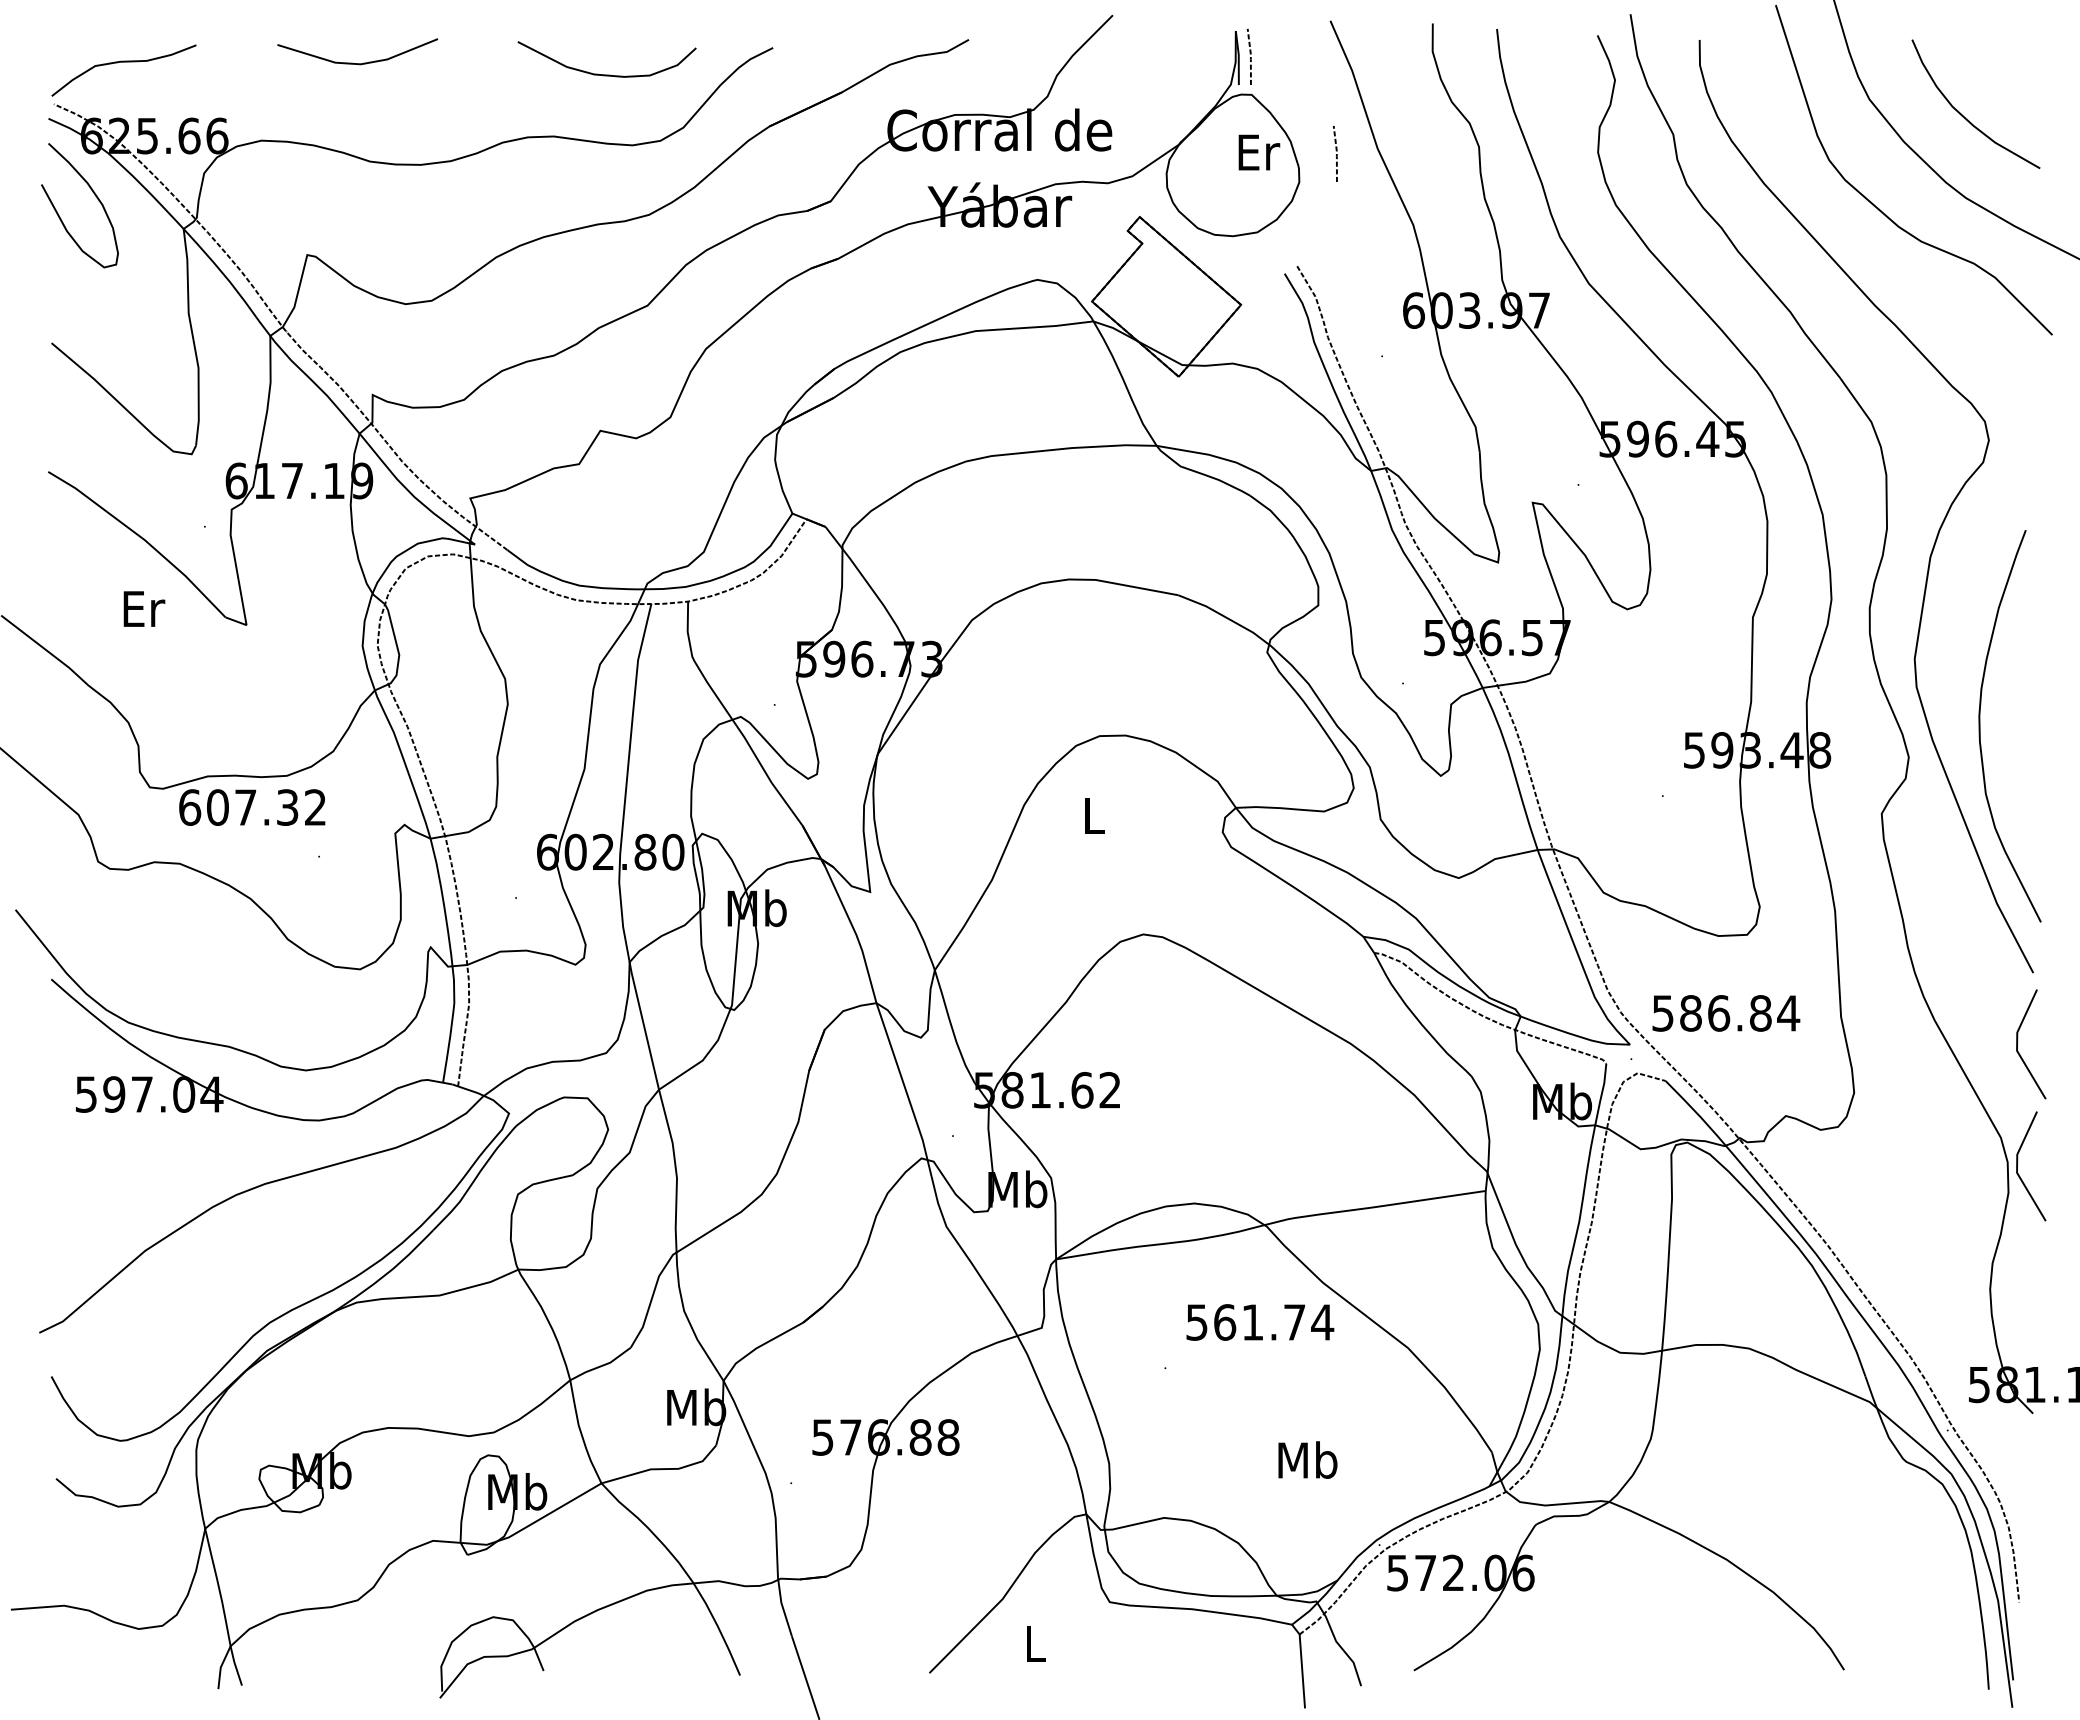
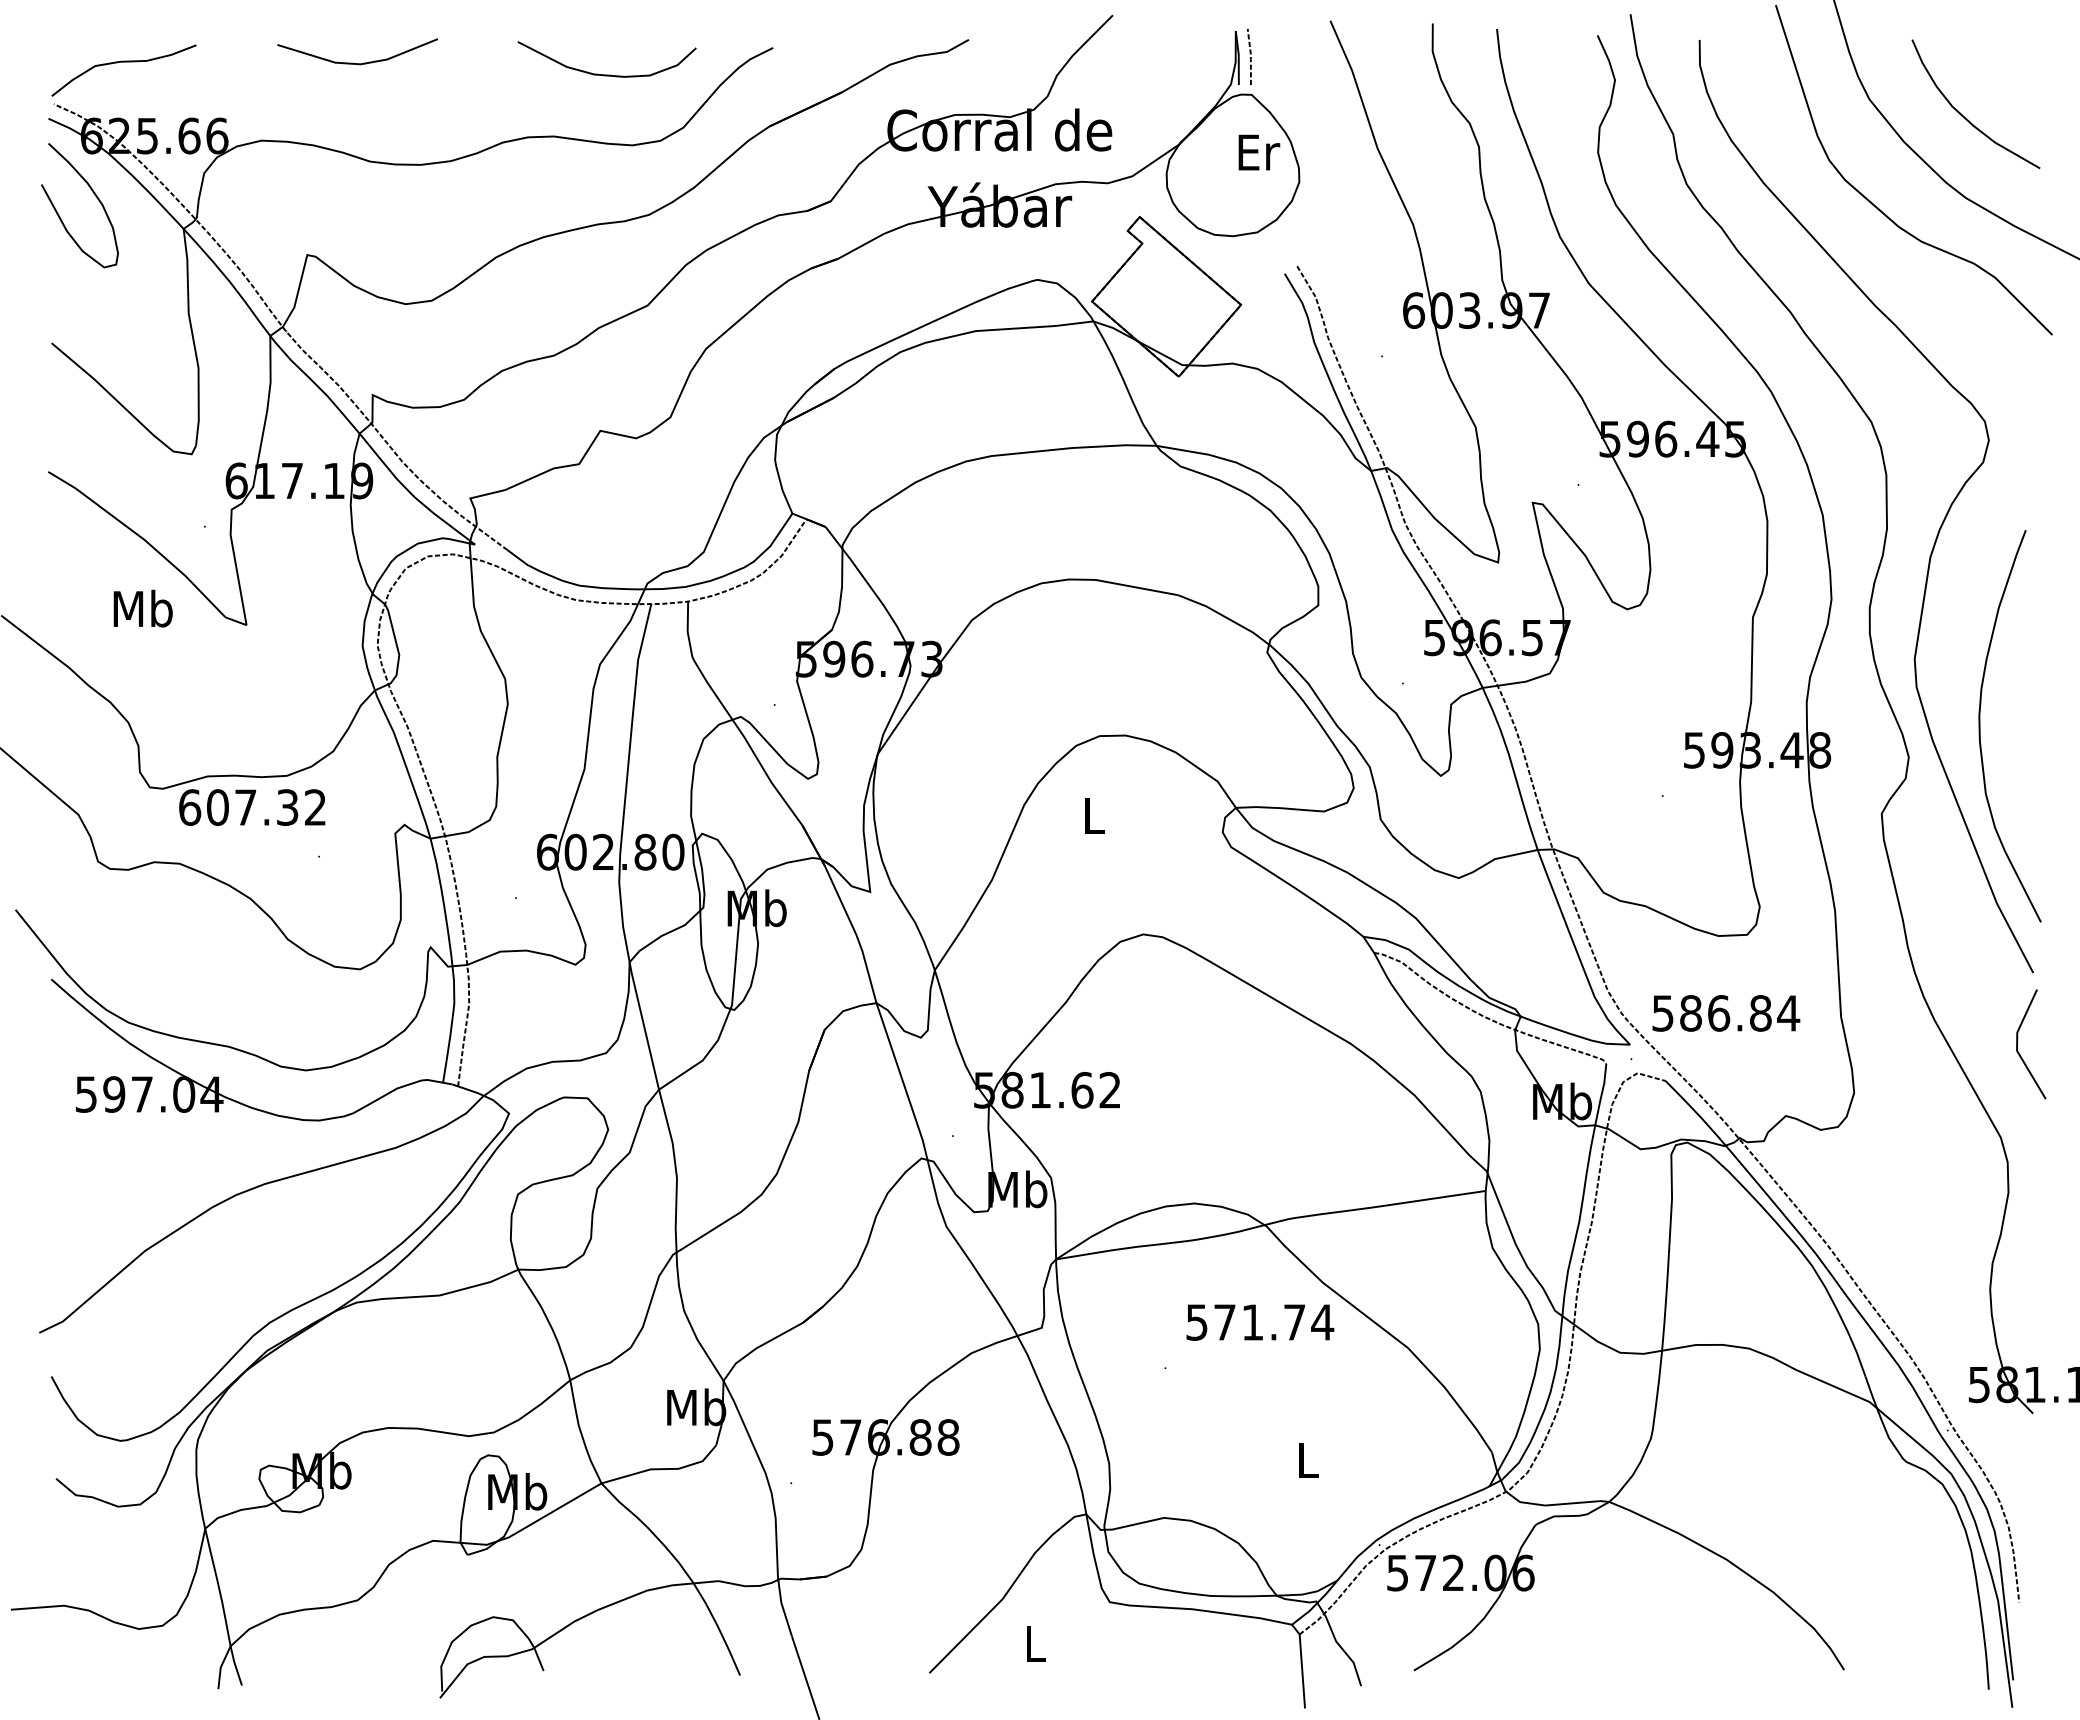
line: present -> none (1336, 154)
text: Er -> Mb (142, 608)
line: present -> none (2018, 1163)
text: 561.74 -> 571.74 (1225, 1322)
text: Mb -> L (1307, 1459)
